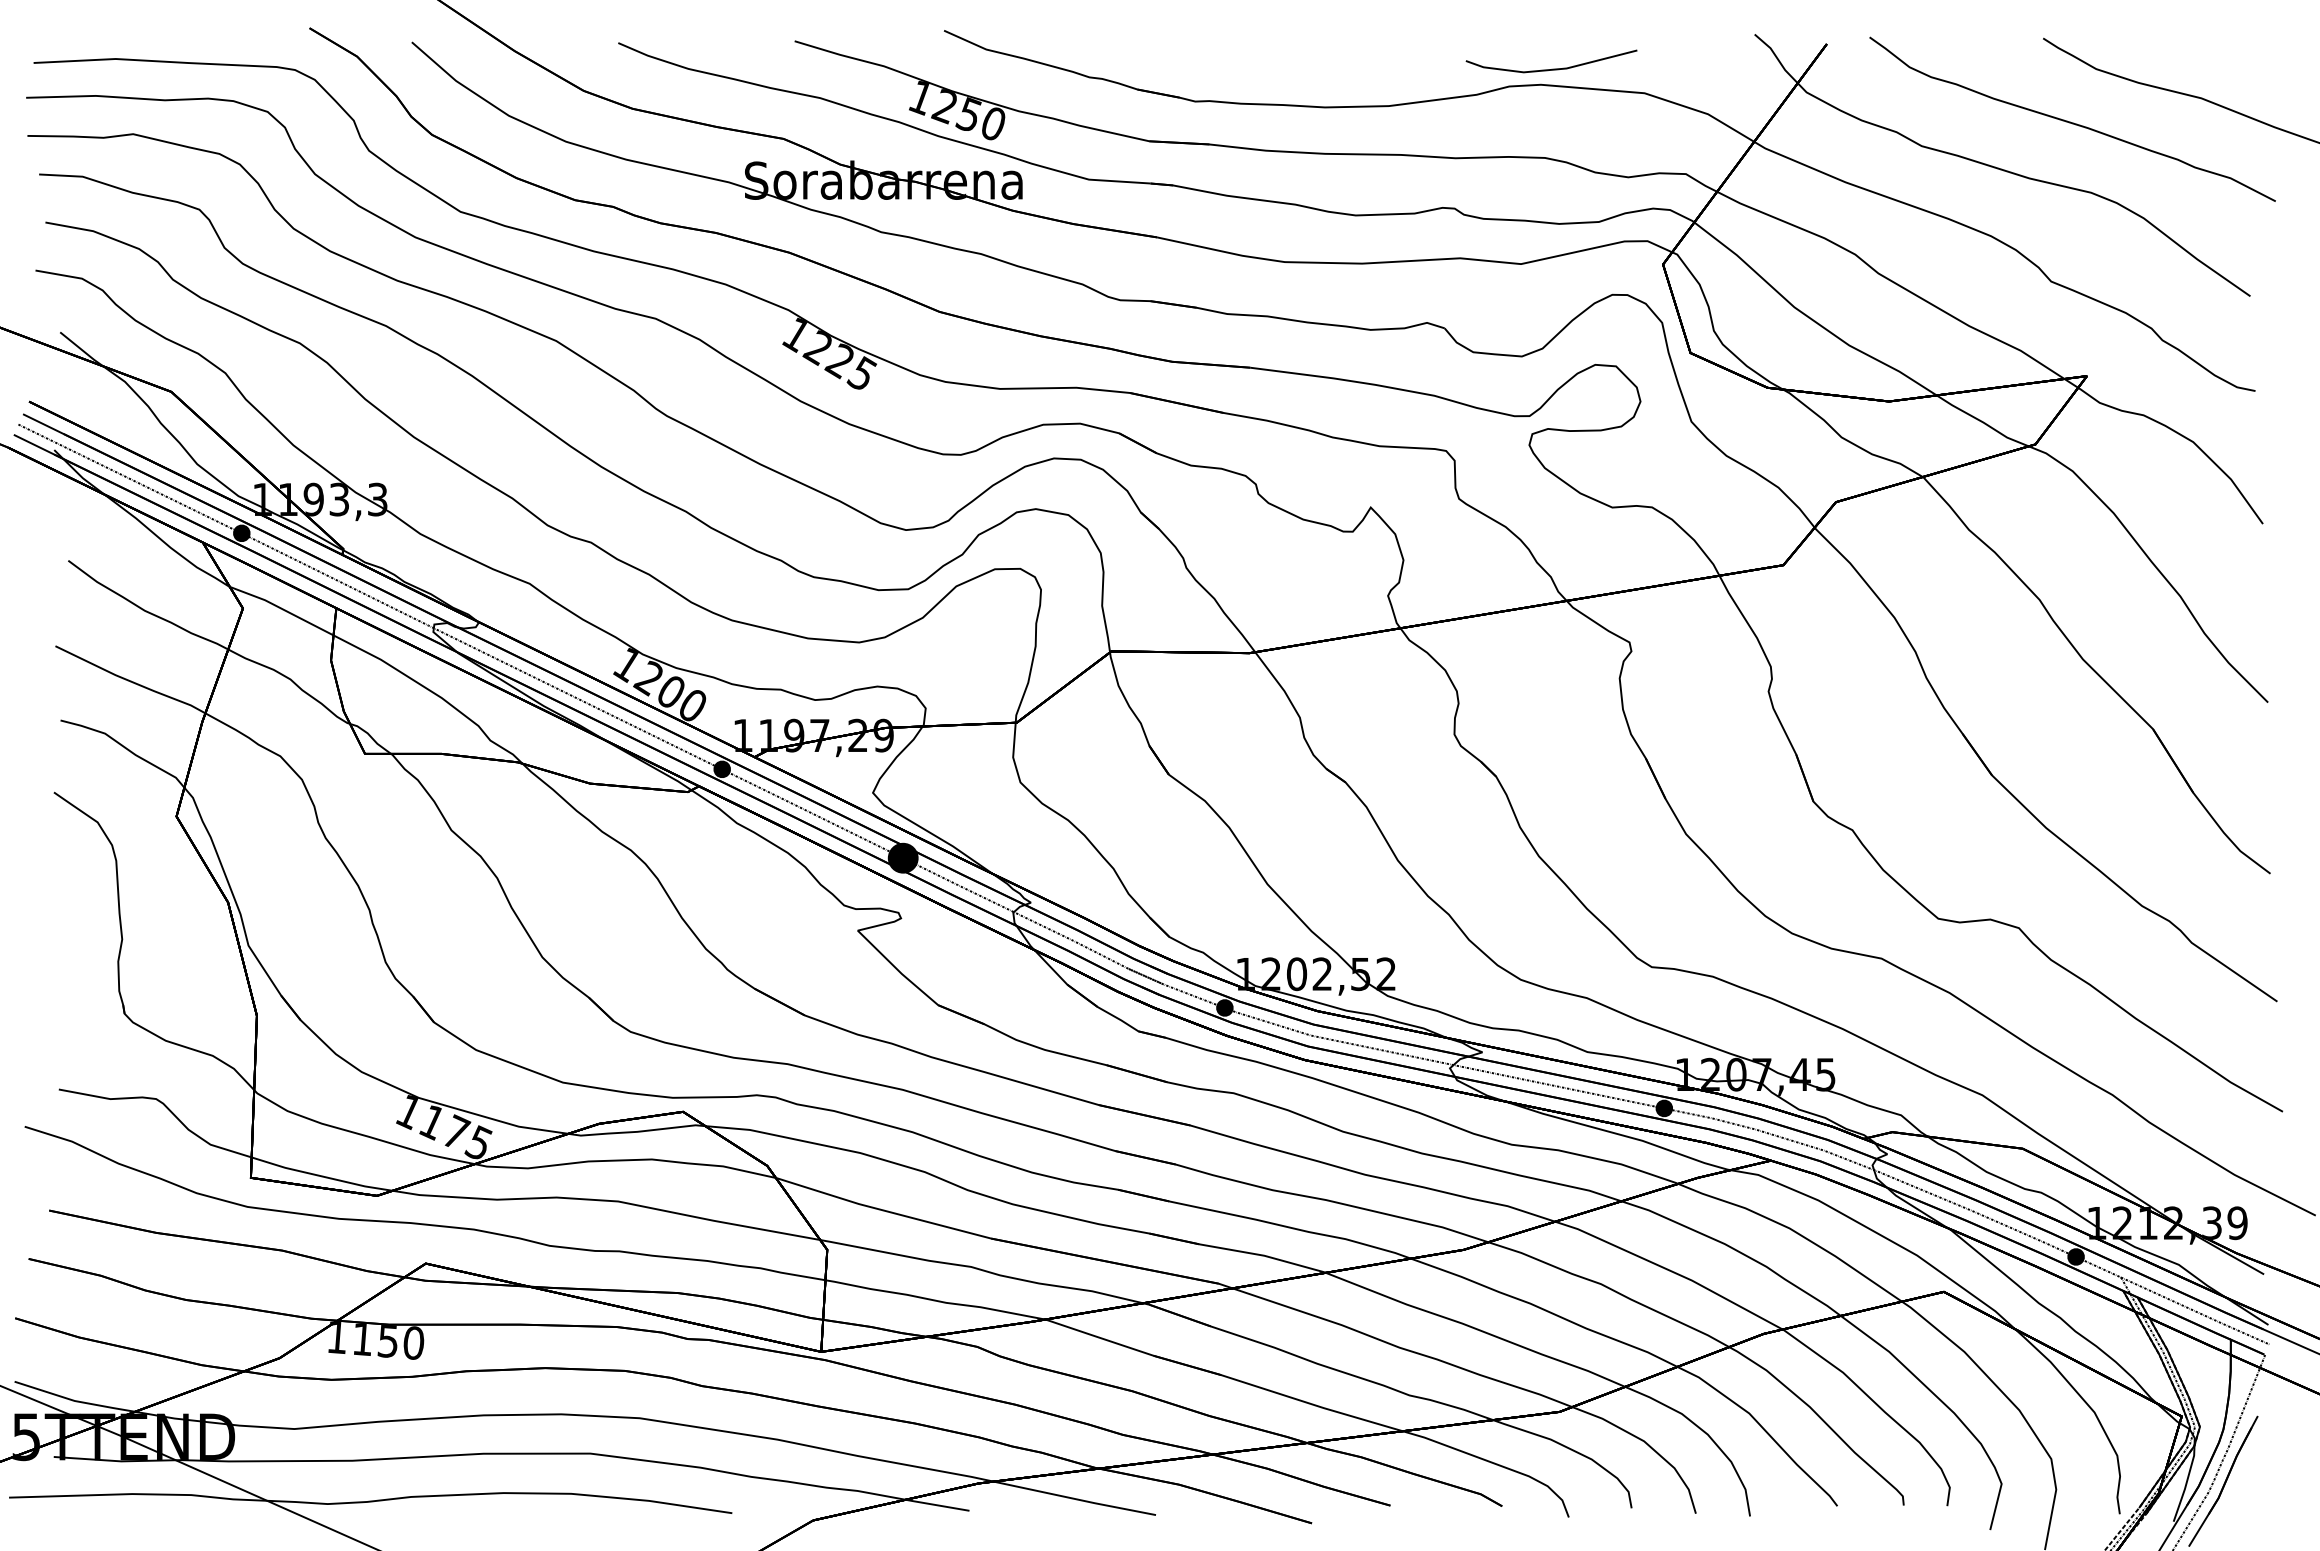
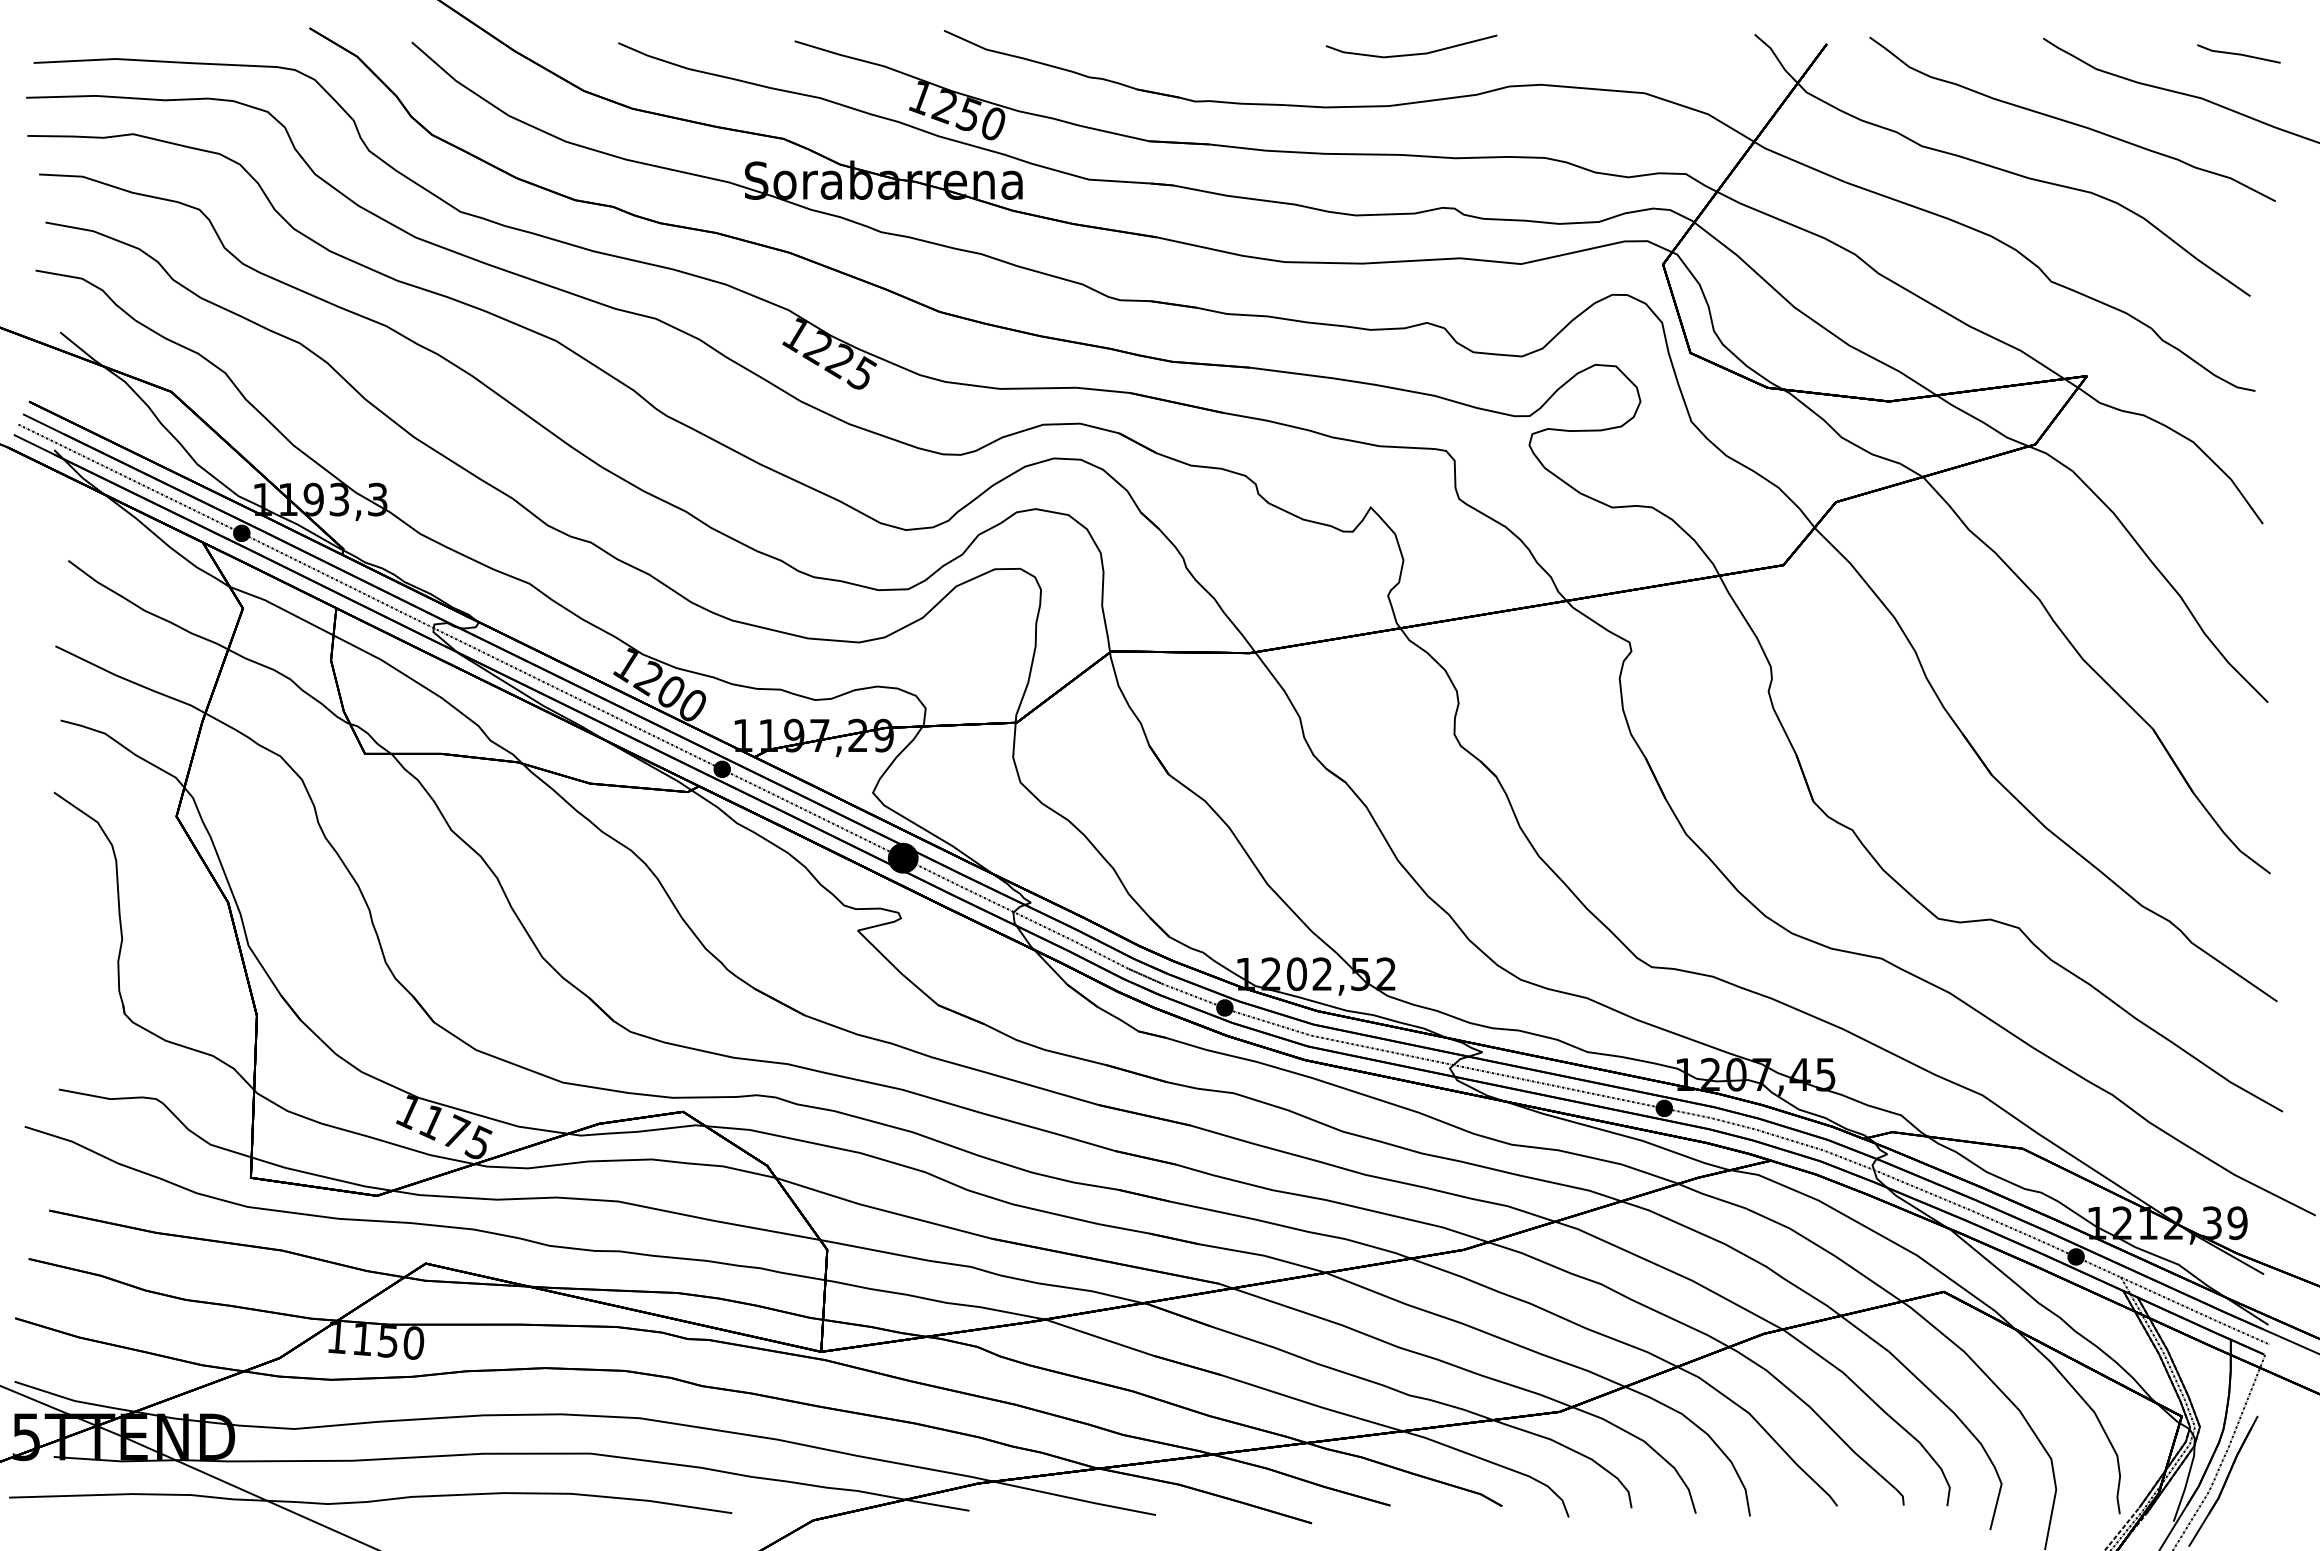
line: none -> present (2238, 53)
line position: (1552, 68) -> (1412, 53) (1412, 53)
